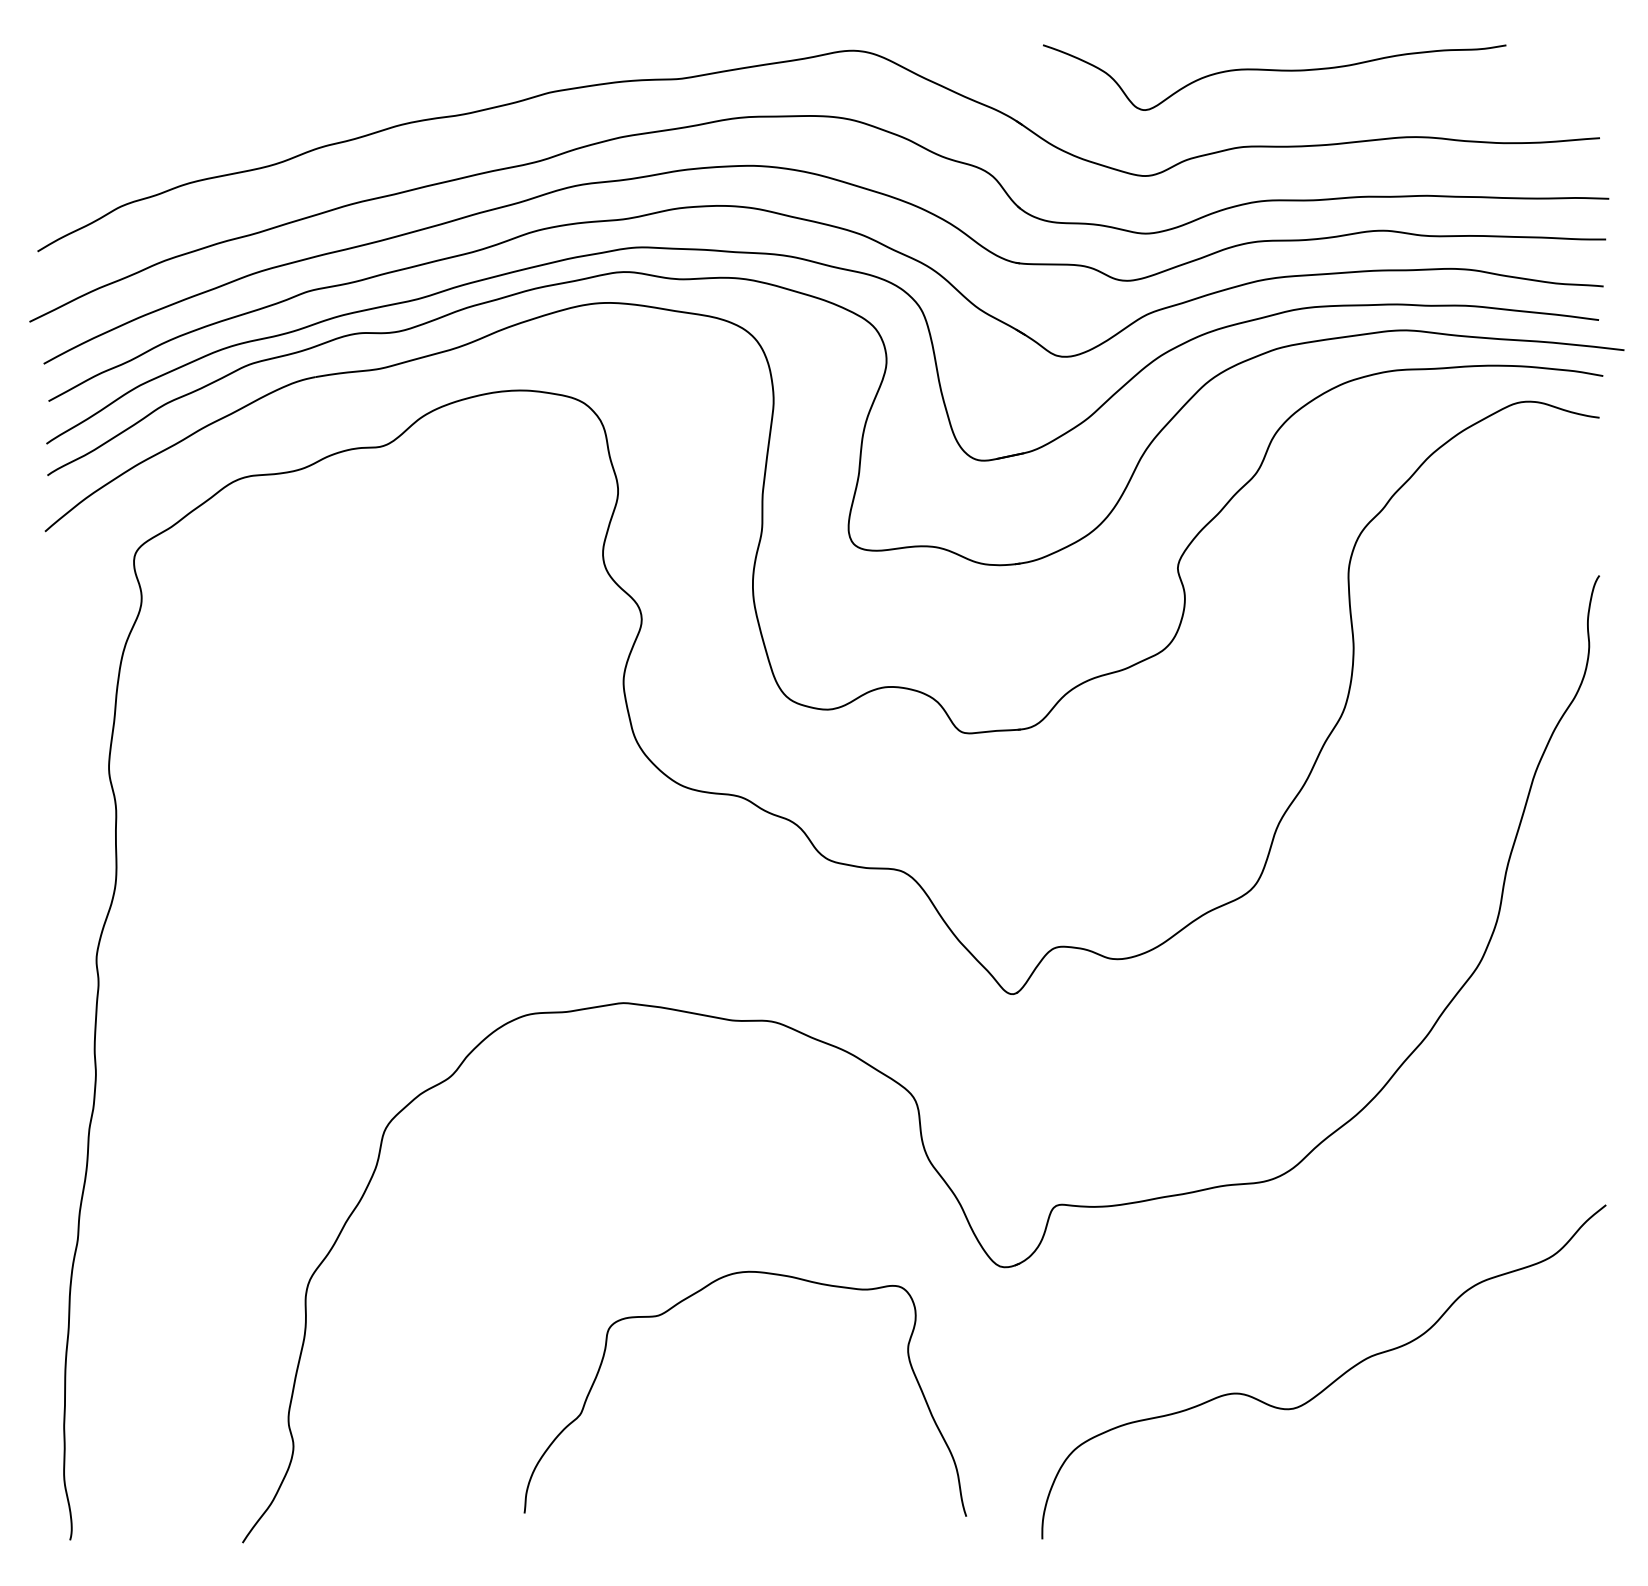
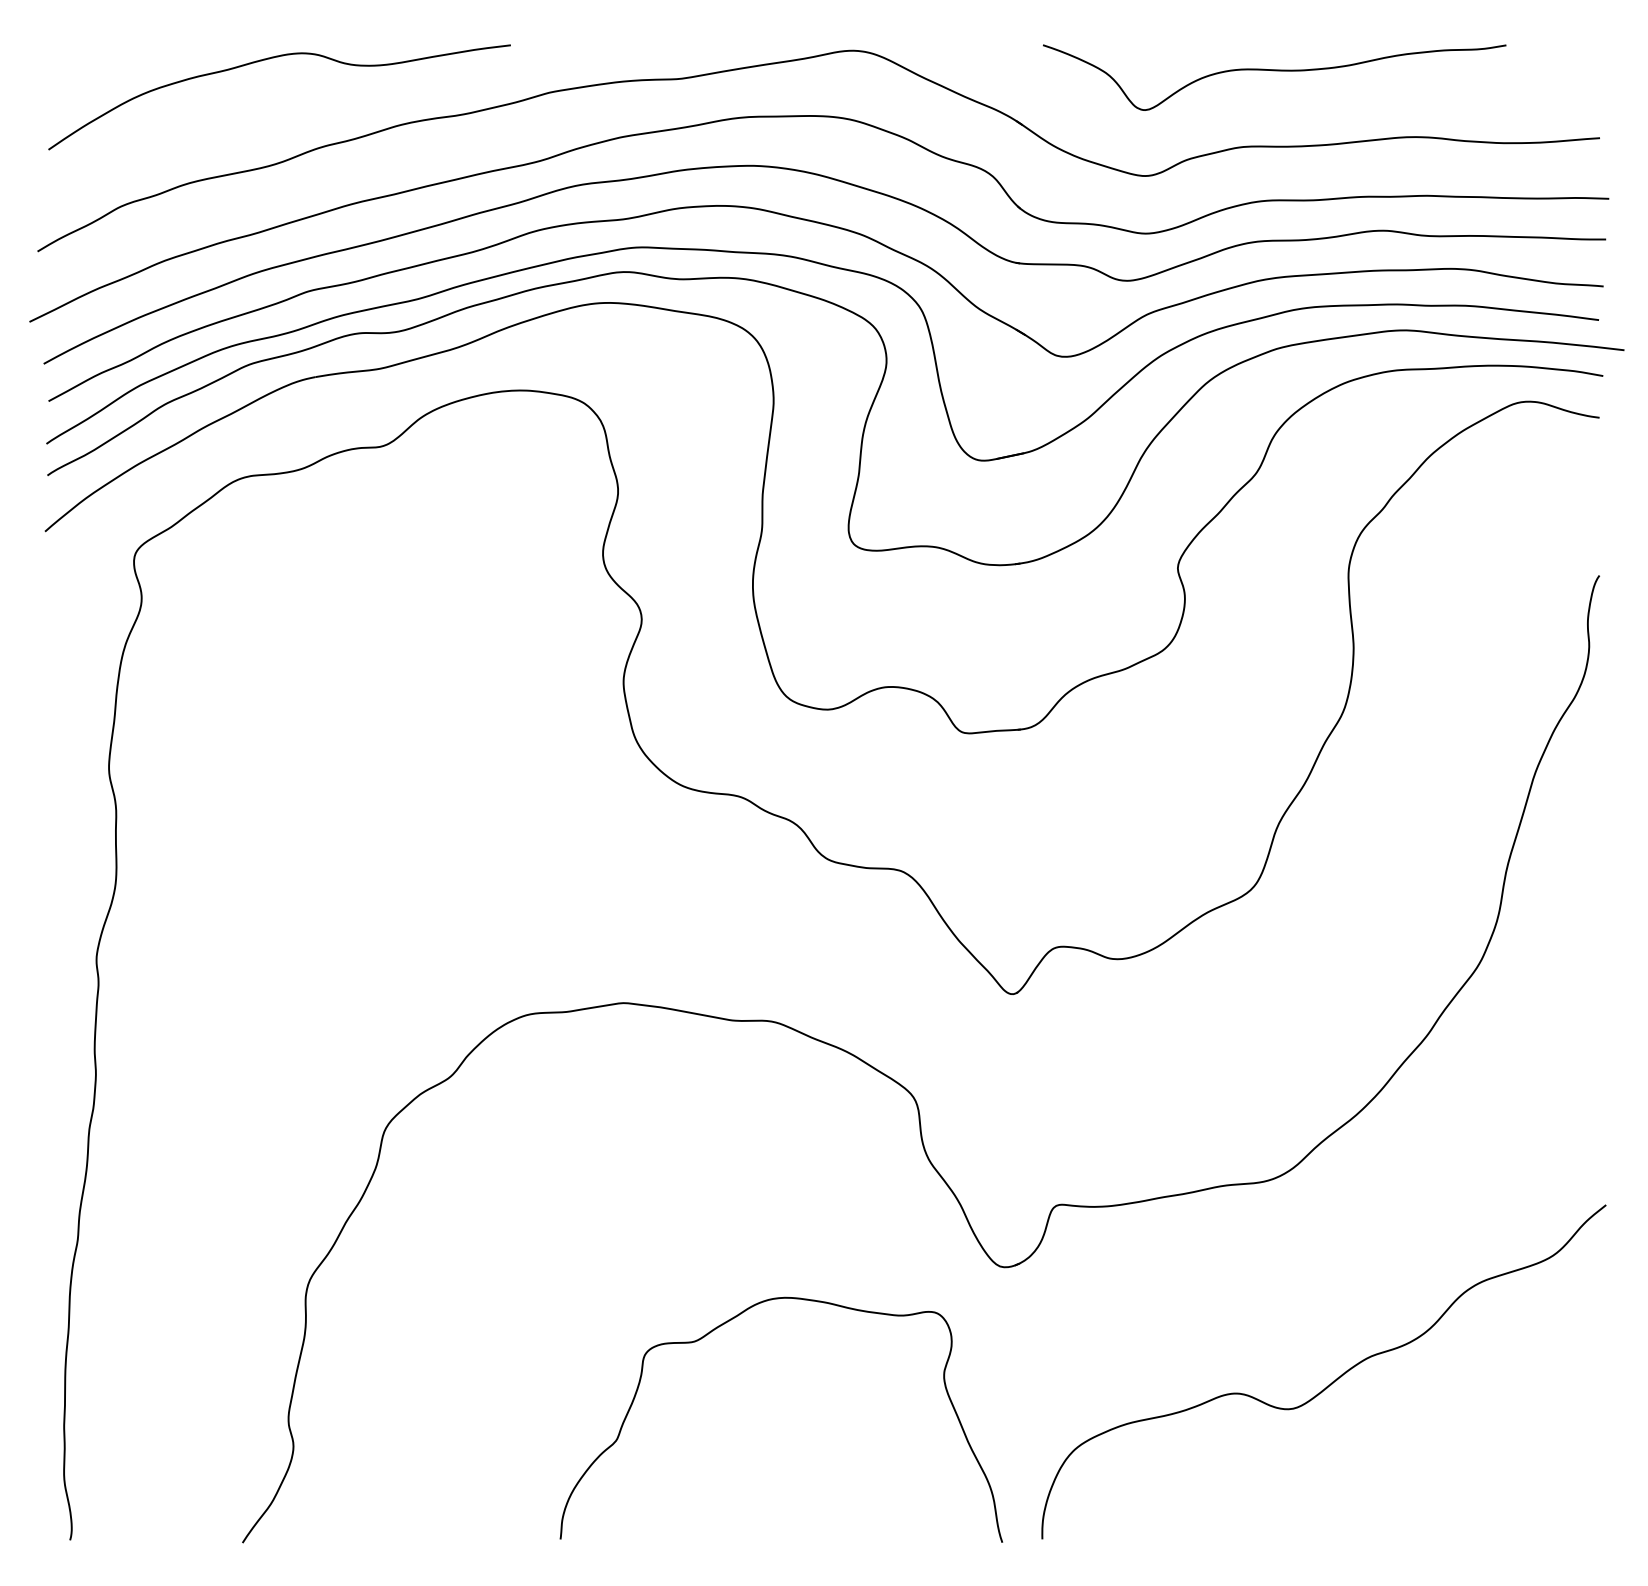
curve: none -> present (269, 59)
curve position: (690, 1297) -> (726, 1323) (726, 1323)
